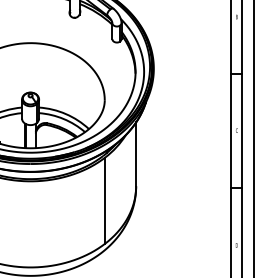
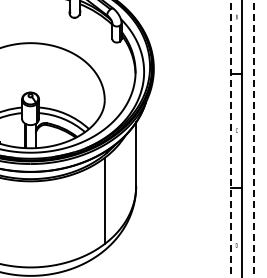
line: solid -> dashed (253, 138)
line: solid -> dashed (230, 139)
